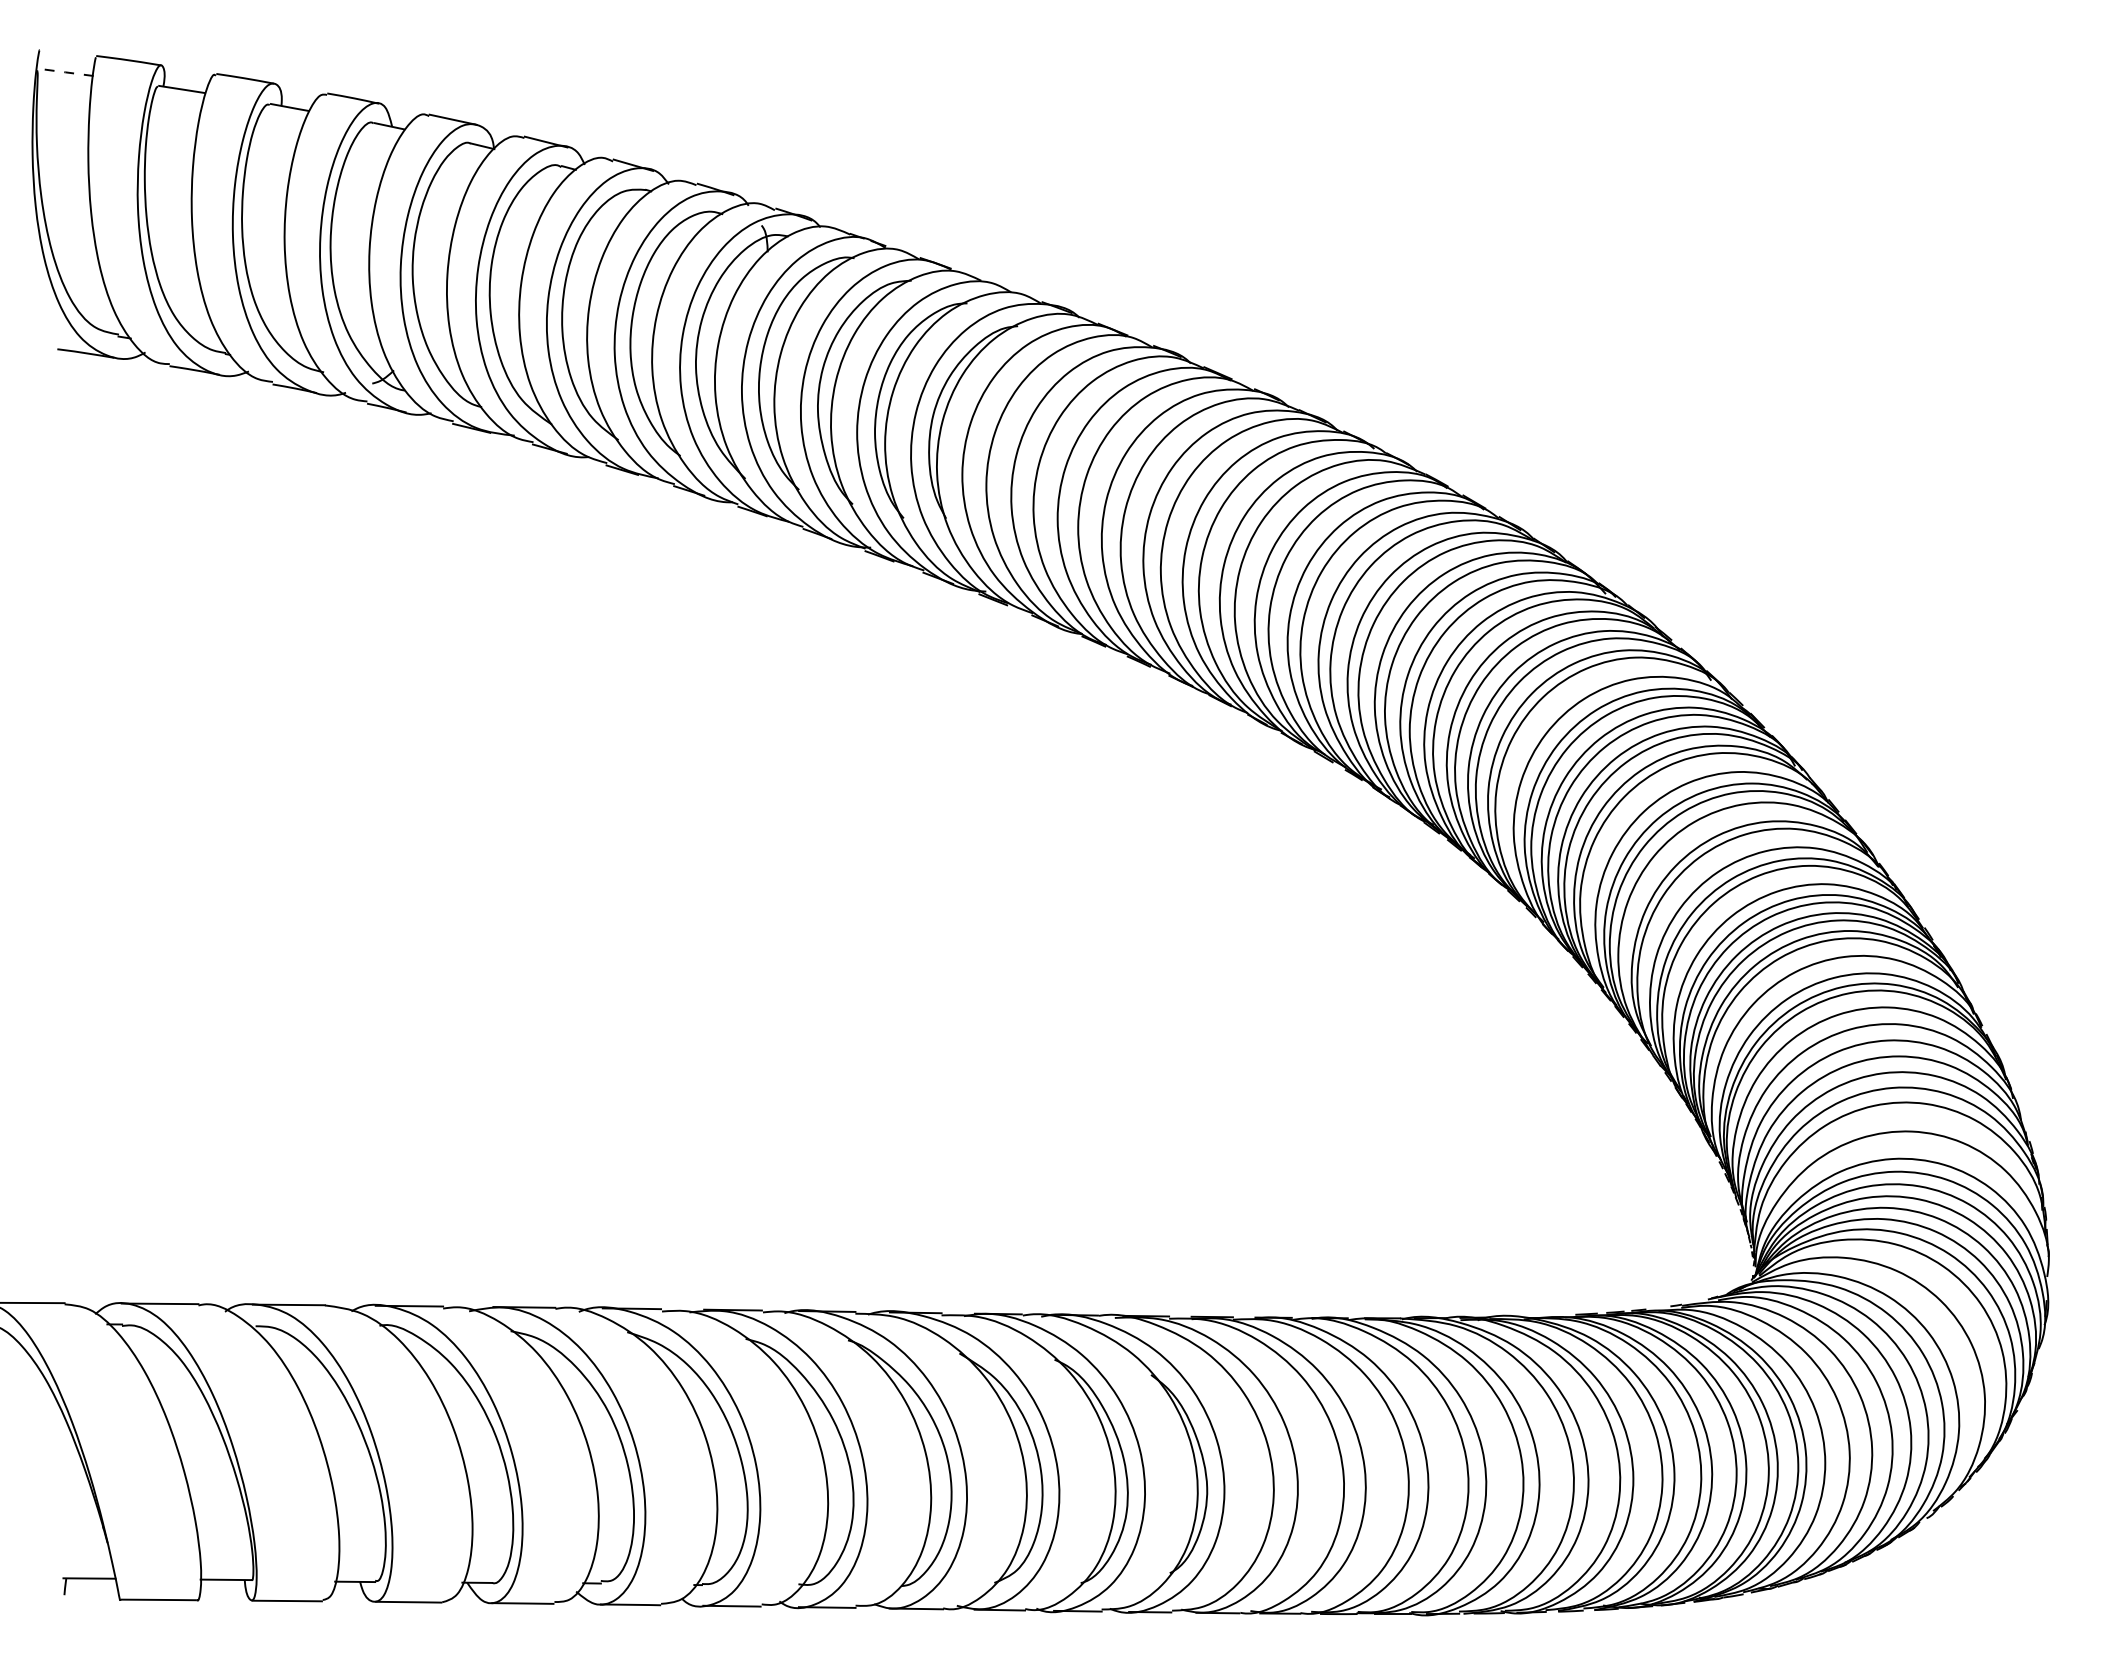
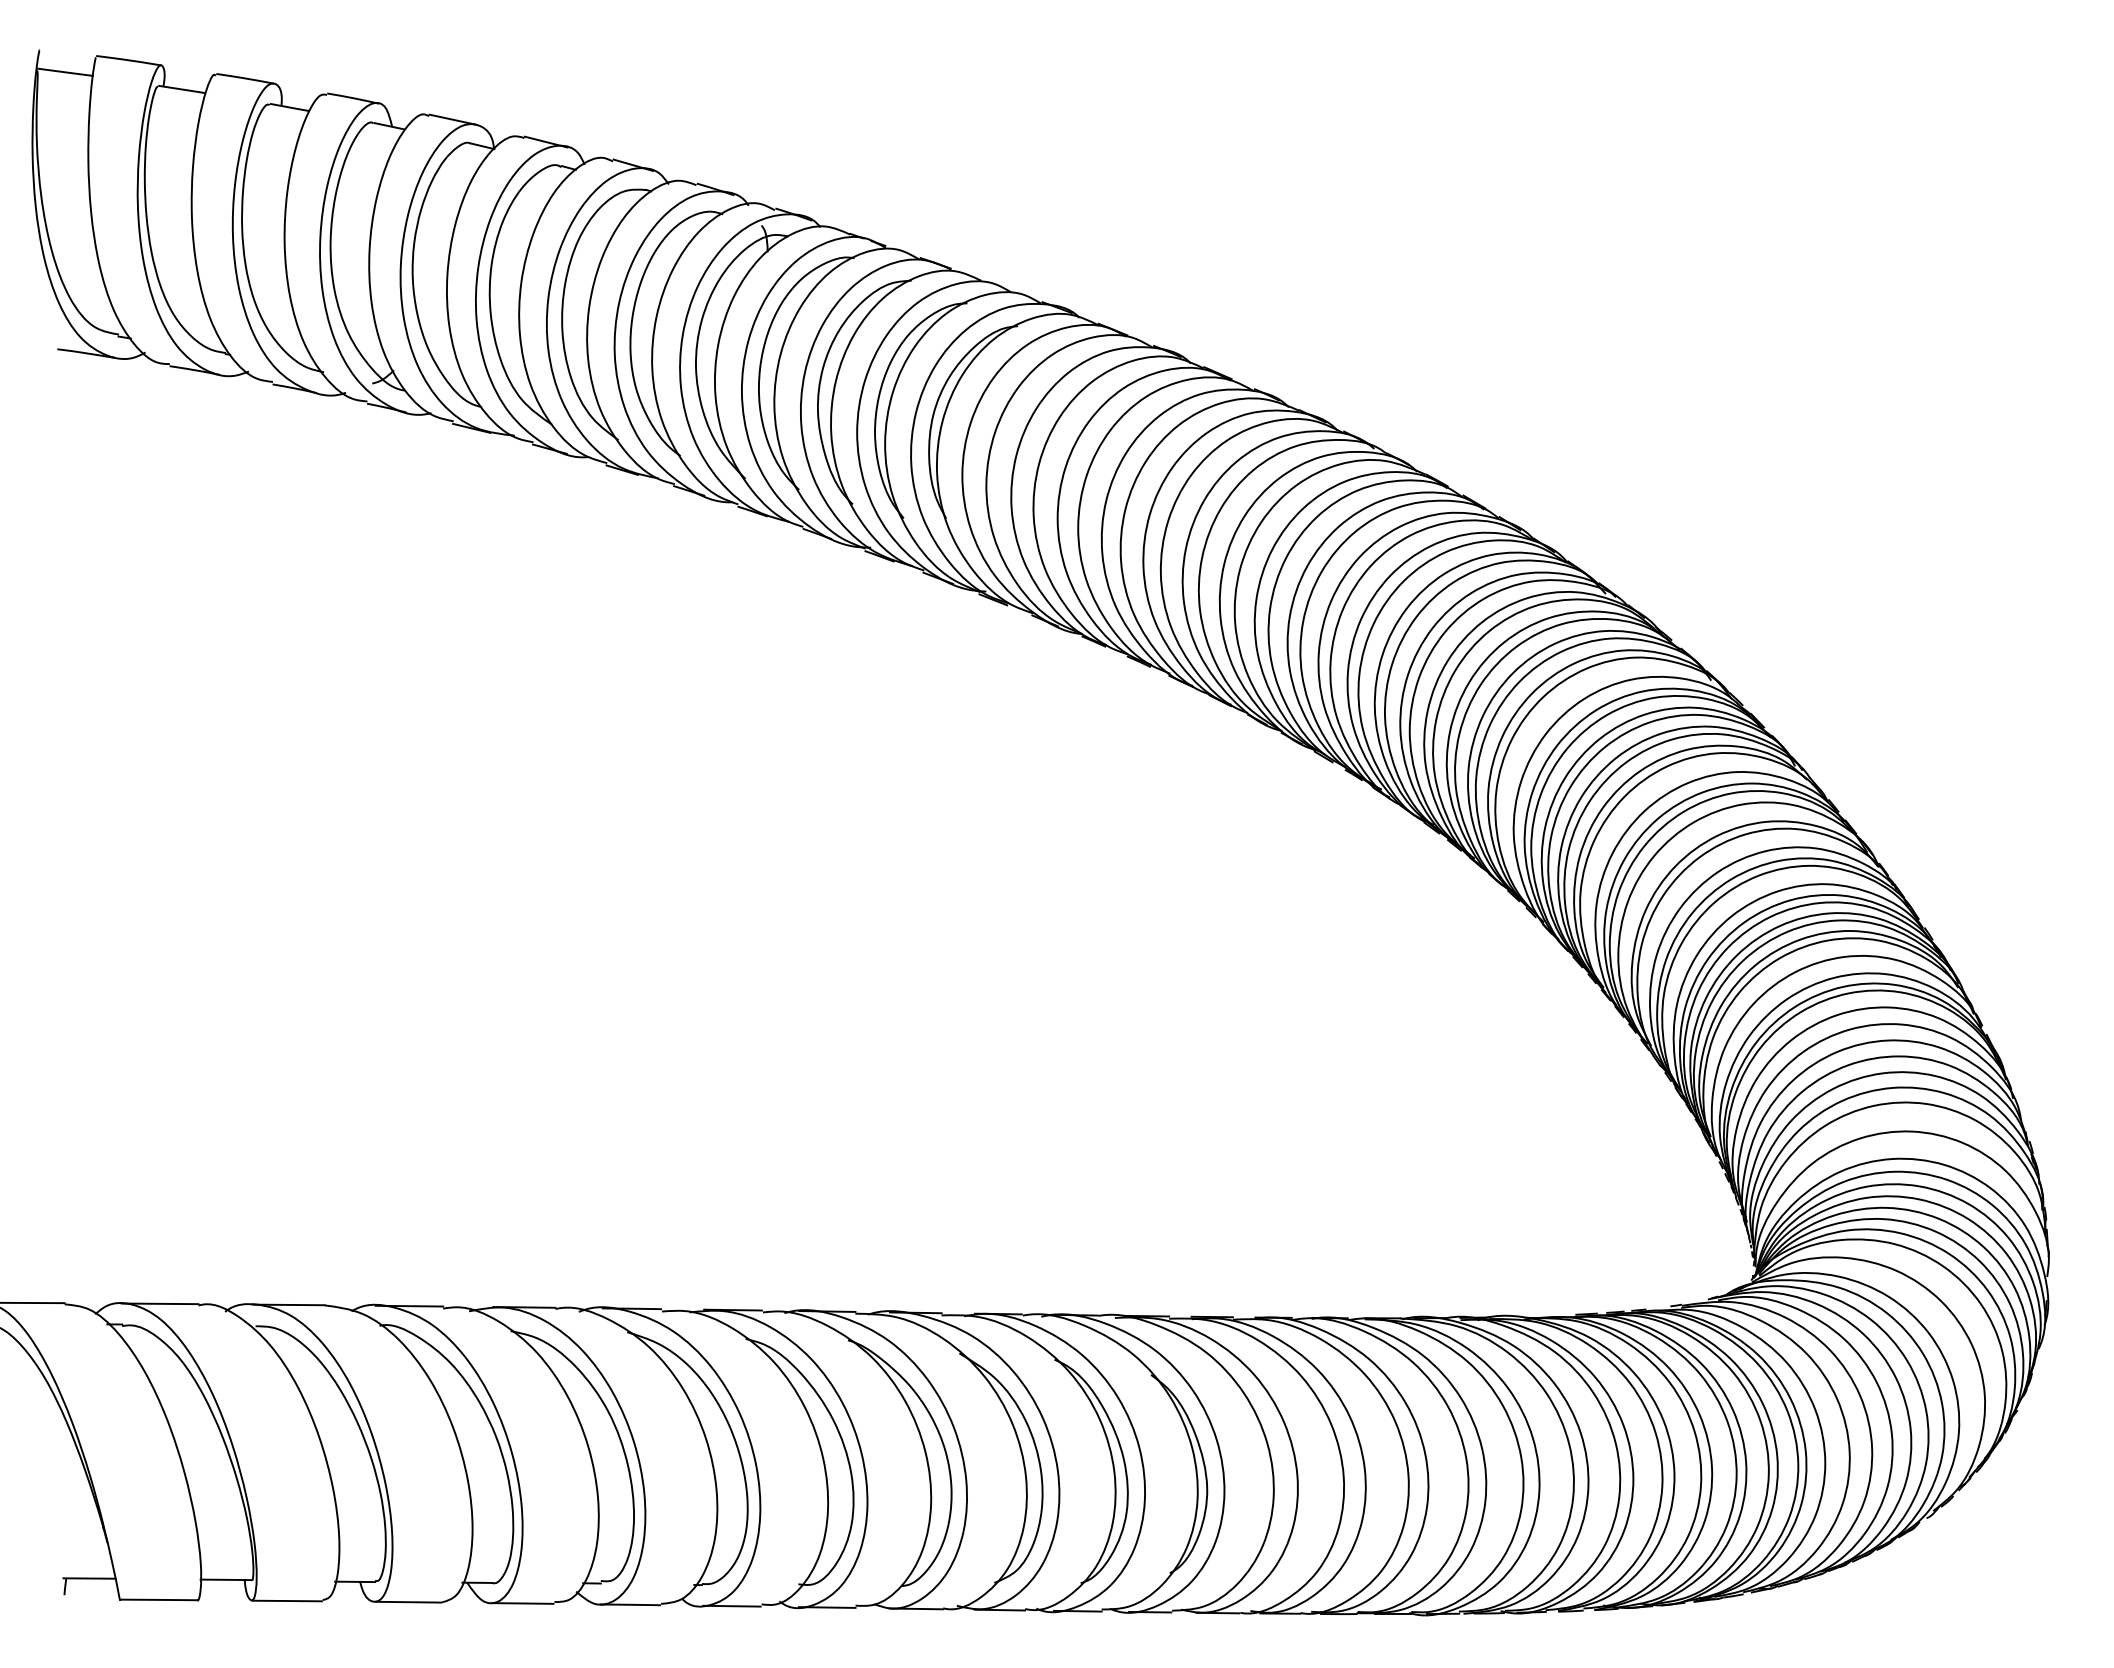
line: dashed -> solid (65, 72)
